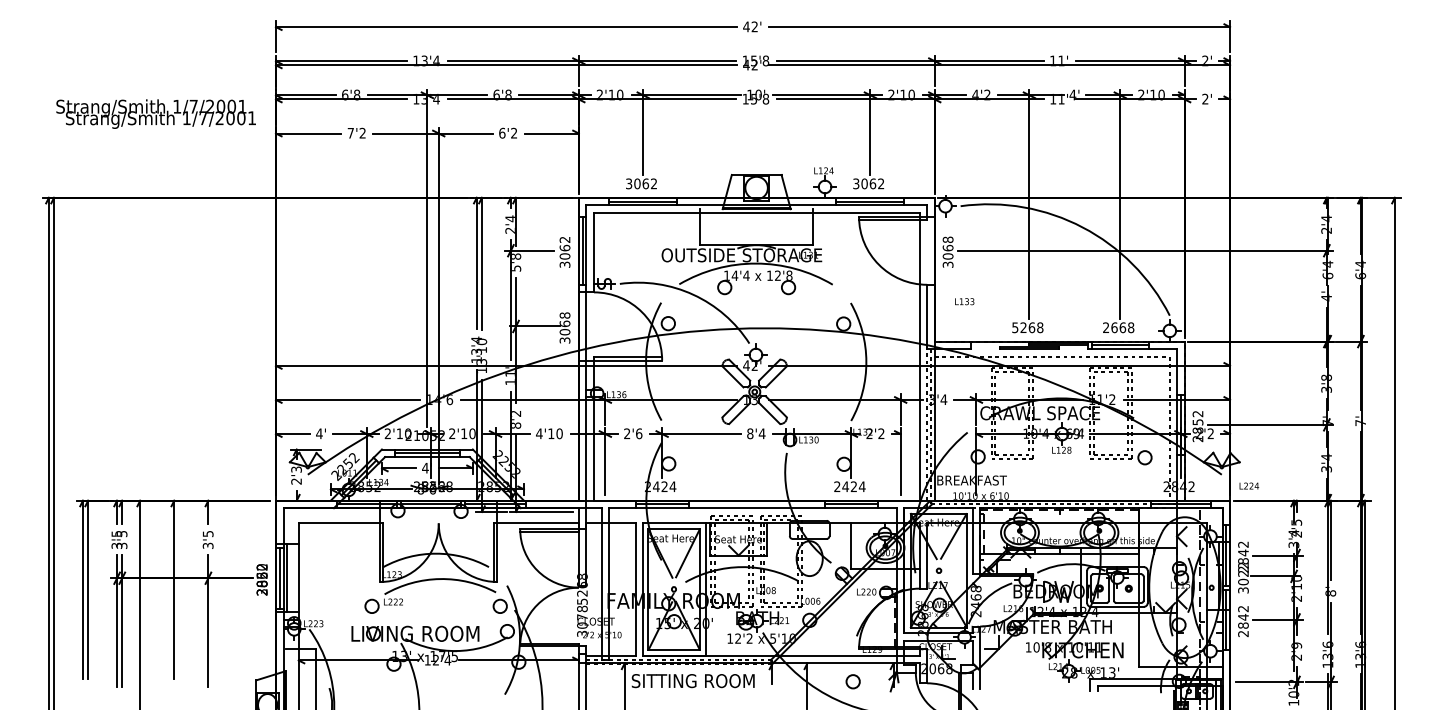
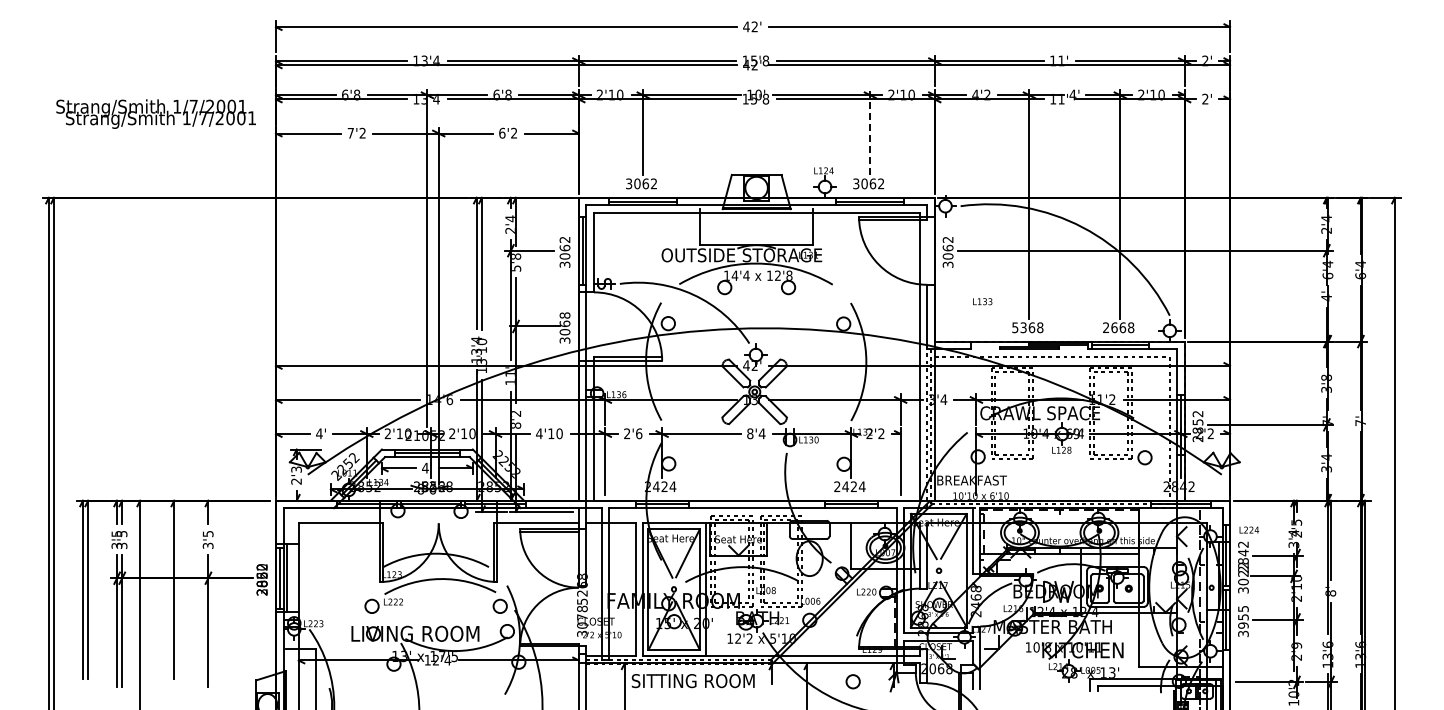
line: solid -> dashed (870, 132)
text: 3068 -> 3062 (947, 239)
text position: (964, 301) -> (982, 301) (982, 301)
text: 5268 -> 5368 (1023, 328)
text position: (1249, 485) -> (1249, 529) (1249, 529)
text: 2842 -> 3955 (1243, 621)
